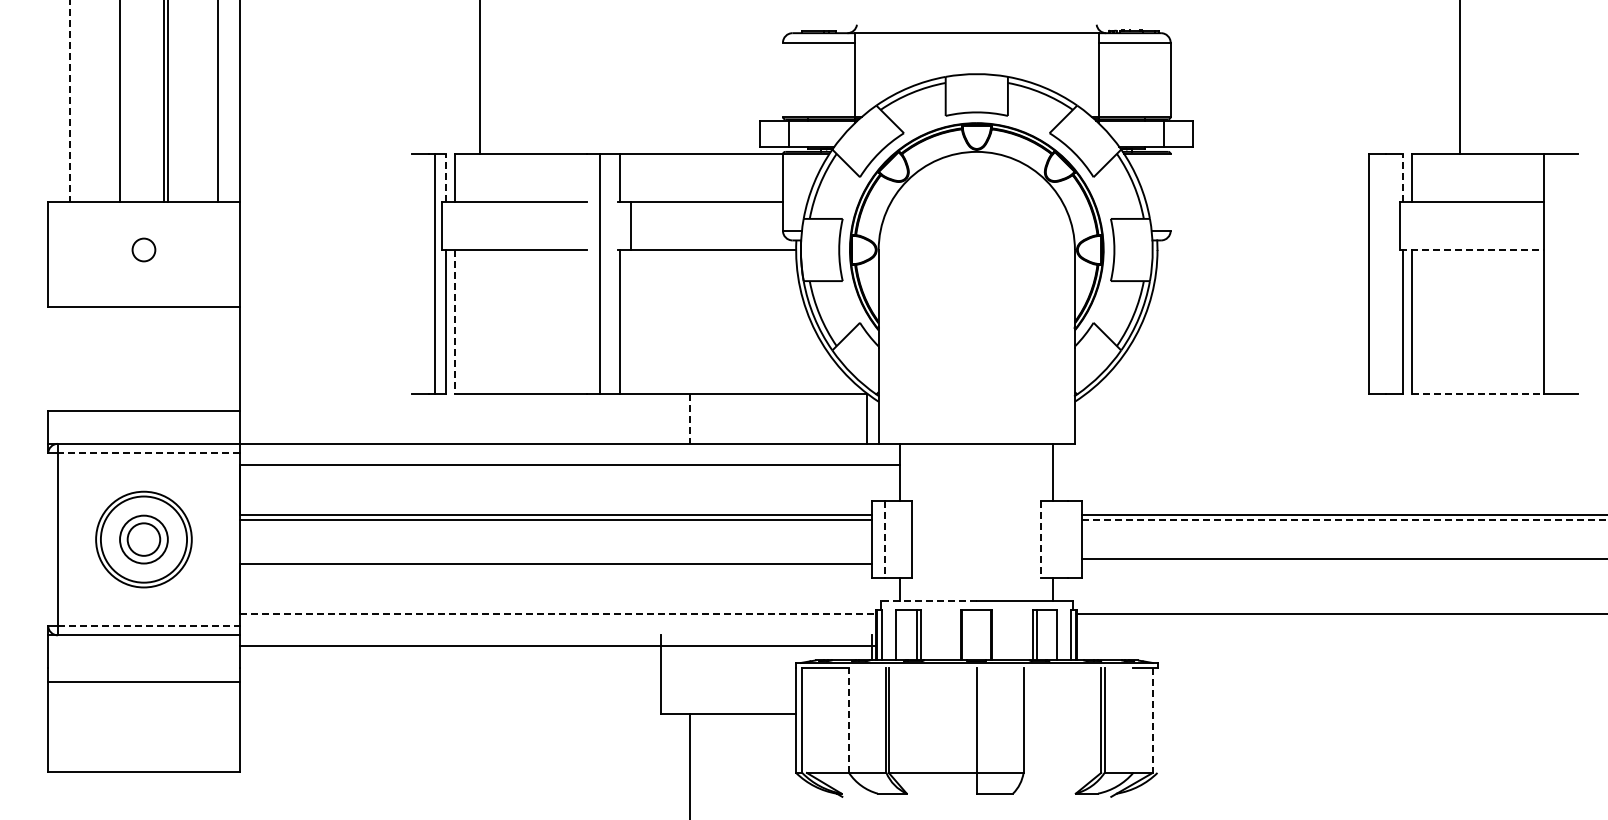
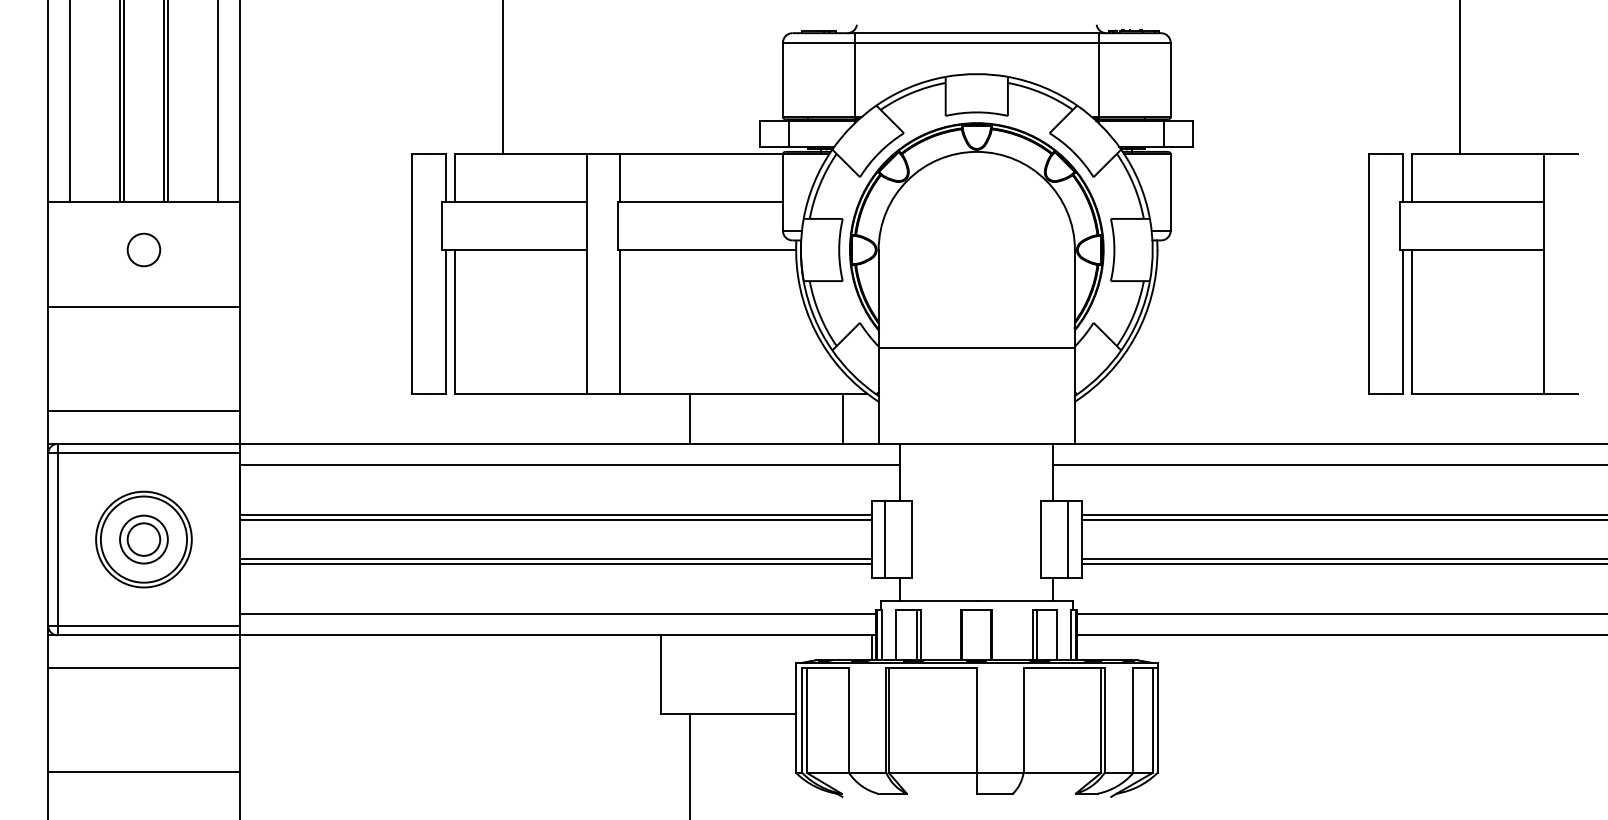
line: none -> present (976, 42)
line position: (479, 78) -> (502, 78) (502, 78)
line: none -> present (782, 79)
line: dashed -> solid (69, 101)
line: none -> present (48, 102)
line: none -> present (124, 102)
line: dashed -> solid (445, 178)
line: dashed -> solid (1402, 178)
line: none -> present (1170, 192)
line position: (631, 226) -> (618, 226) (618, 226)
circle size: 26x26 px -> 36x36 px (143, 249)
line: dashed -> solid (1472, 250)
line position: (435, 273) -> (412, 273) (412, 273)
line position: (599, 273) -> (586, 273) (586, 273)
line: dashed -> solid (455, 321)
line: none -> present (976, 348)
line: none -> present (48, 359)
line: dashed -> solid (1478, 393)
line position: (866, 418) -> (842, 418) (842, 418)
line: dashed -> solid (689, 419)
line: none -> present (1339, 443)
line: dashed -> solid (148, 453)
line: none -> present (1328, 465)
line: dashed -> solid (1345, 519)
line: none -> present (48, 539)
line: none -> present (1068, 539)
line: dashed -> solid (885, 540)
line: dashed -> solid (1041, 540)
line: none -> present (555, 559)
line: none -> present (1343, 564)
line: dashed -> solid (928, 600)
line: dashed -> solid (558, 613)
line: dashed -> solid (148, 625)
line: none -> present (1340, 635)
line position: (557, 646) -> (557, 635) (557, 635)
line: none -> present (931, 667)
line: none -> present (1063, 667)
line position: (143, 681) -> (143, 667) (143, 667)
line: none -> present (806, 719)
line: none -> present (1133, 719)
line: none -> present (1157, 719)
line: dashed -> solid (849, 720)
line: dashed -> solid (1152, 720)
line: none -> present (1062, 772)
line: none -> present (48, 793)
line: none -> present (239, 793)
